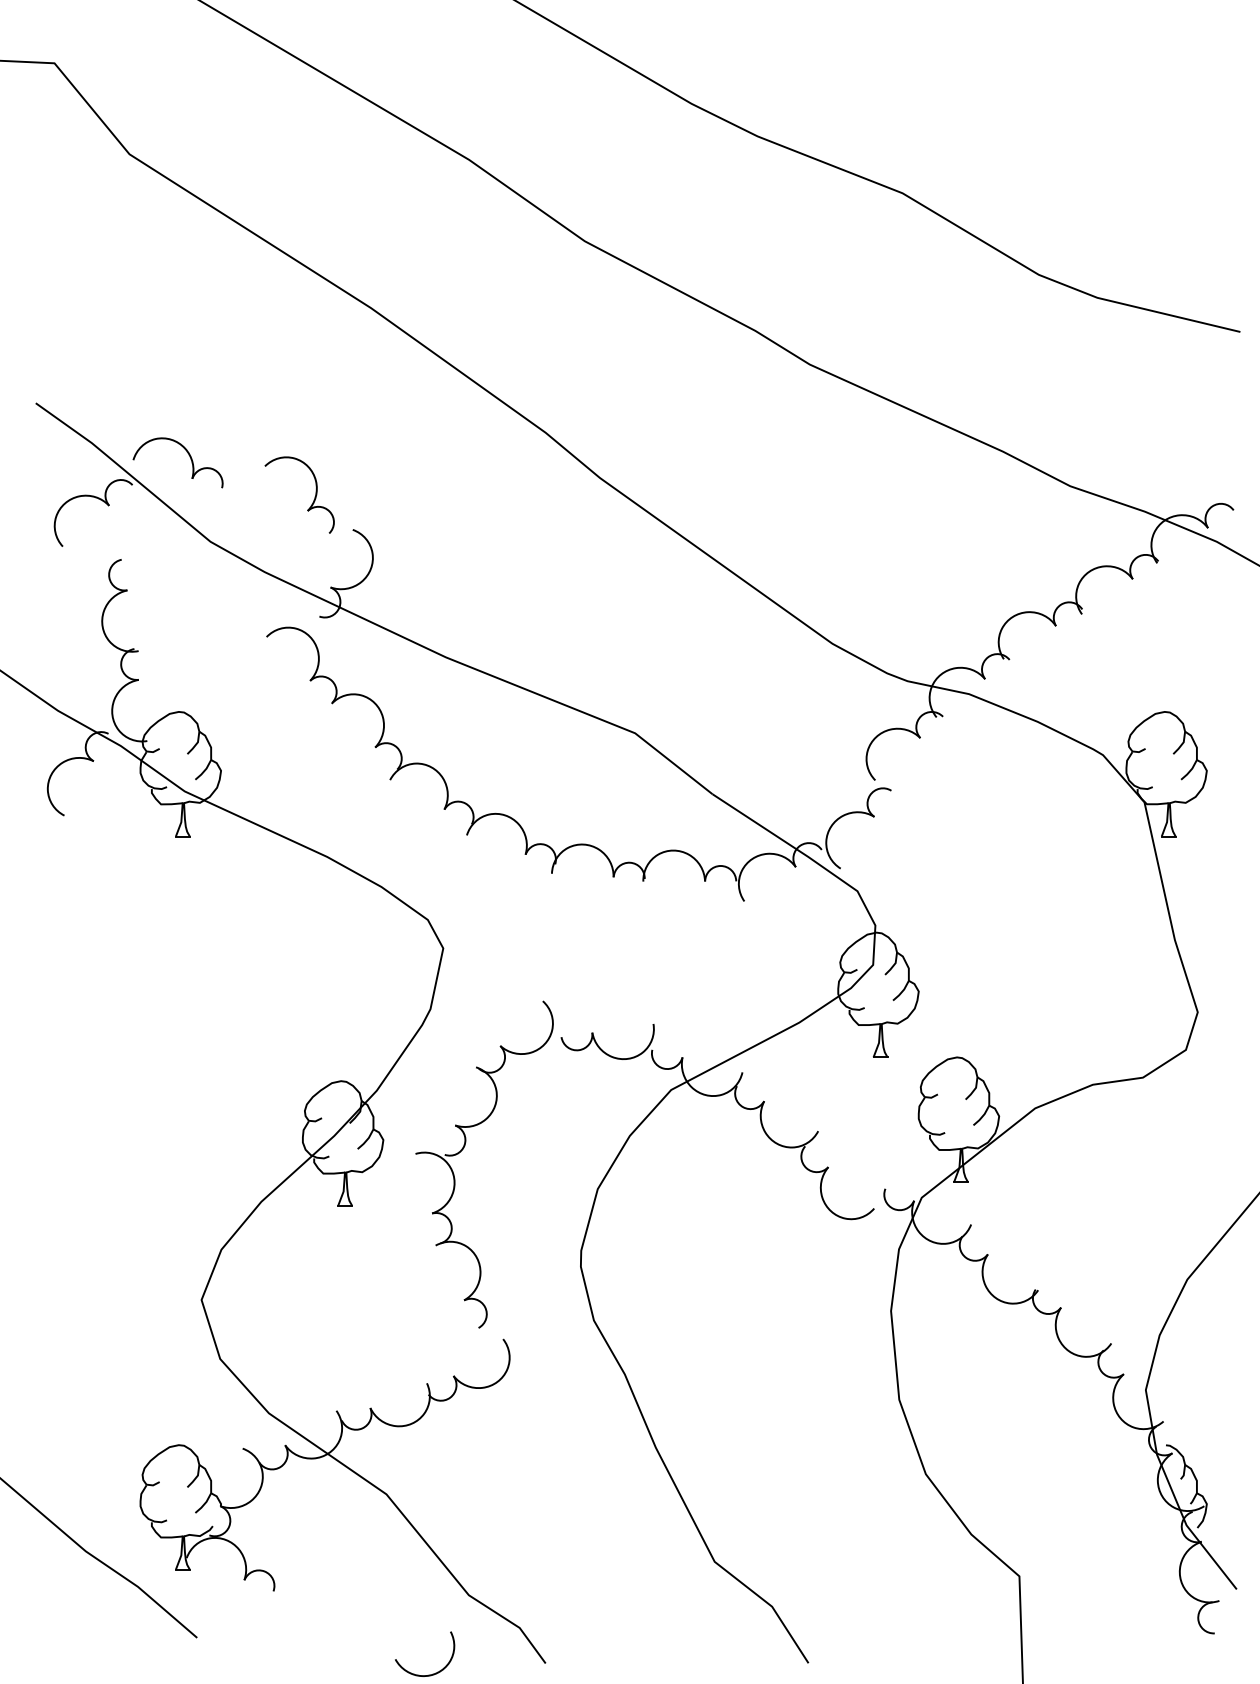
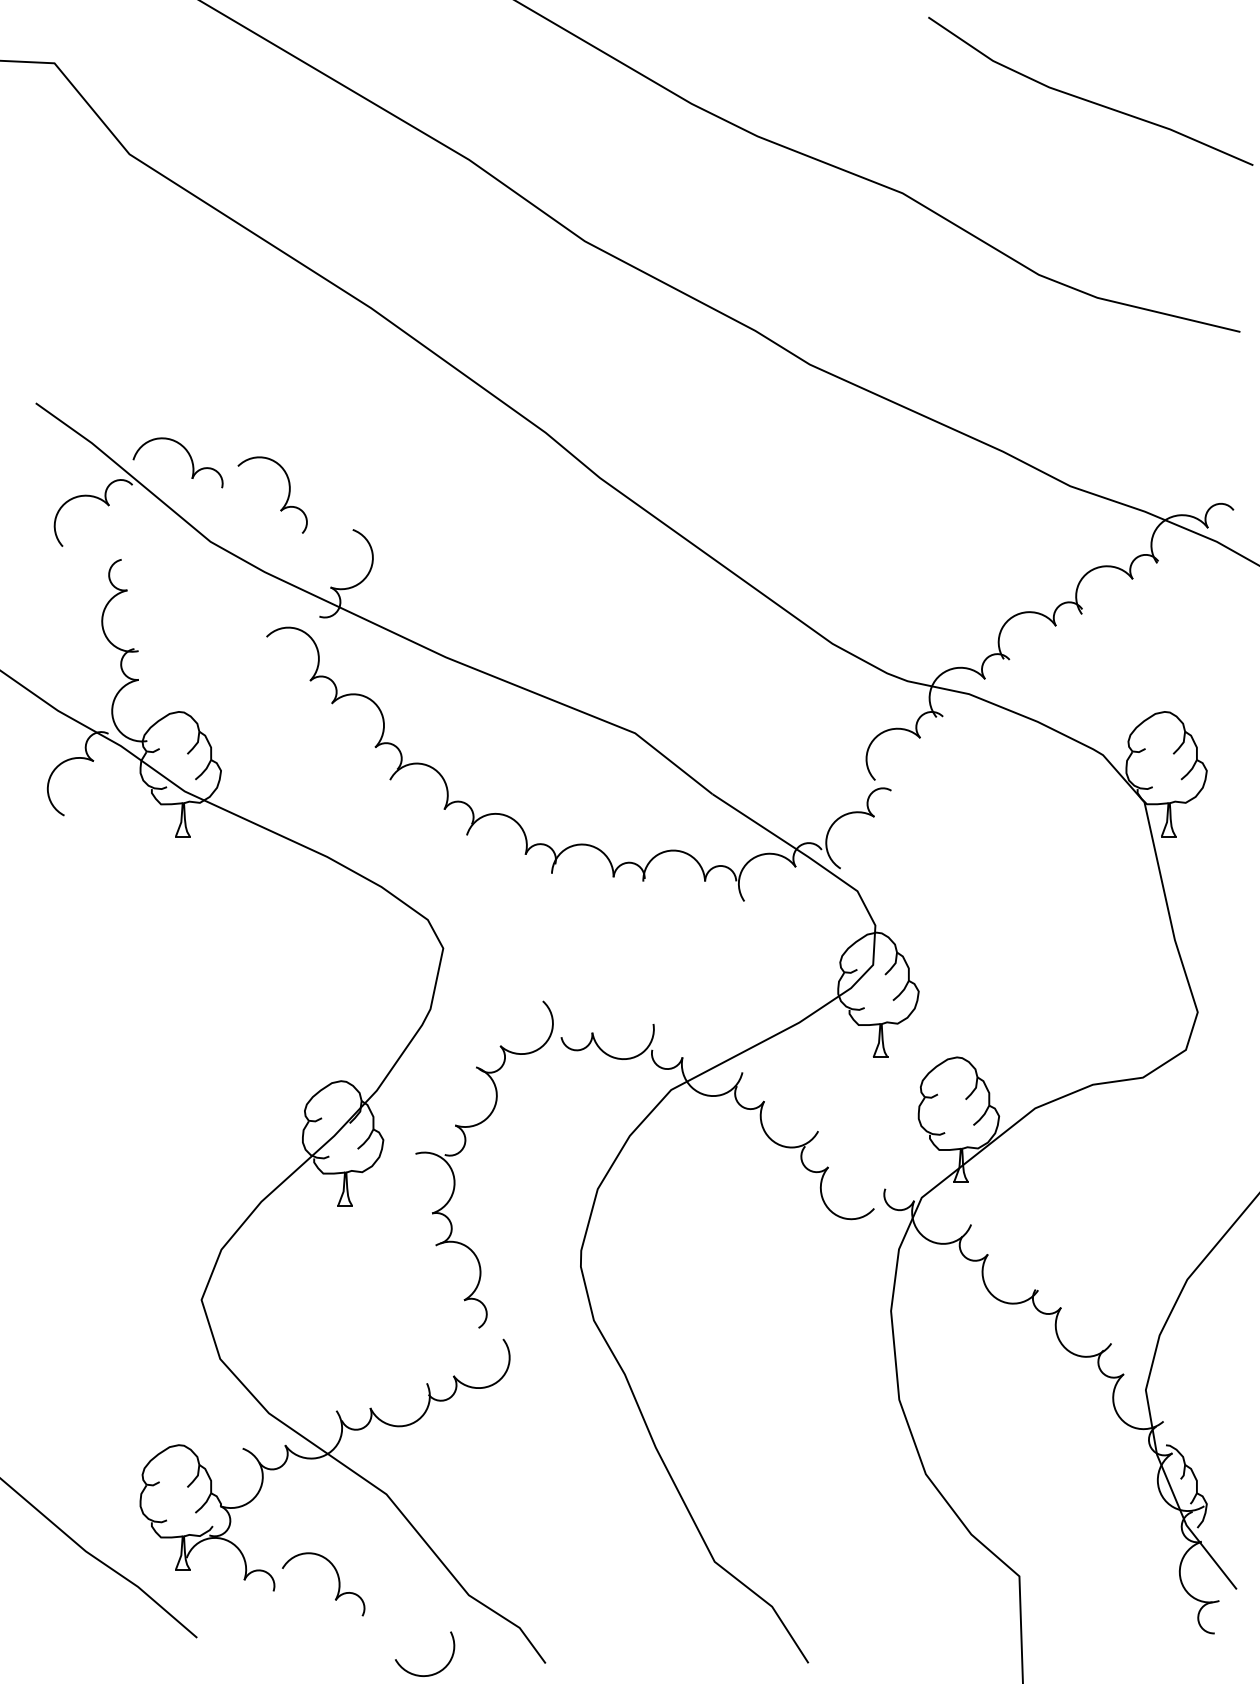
line: none -> present (1087, 99)
part position: (314, 496) -> (287, 496) (287, 496)
part: none -> present (338, 1584)
